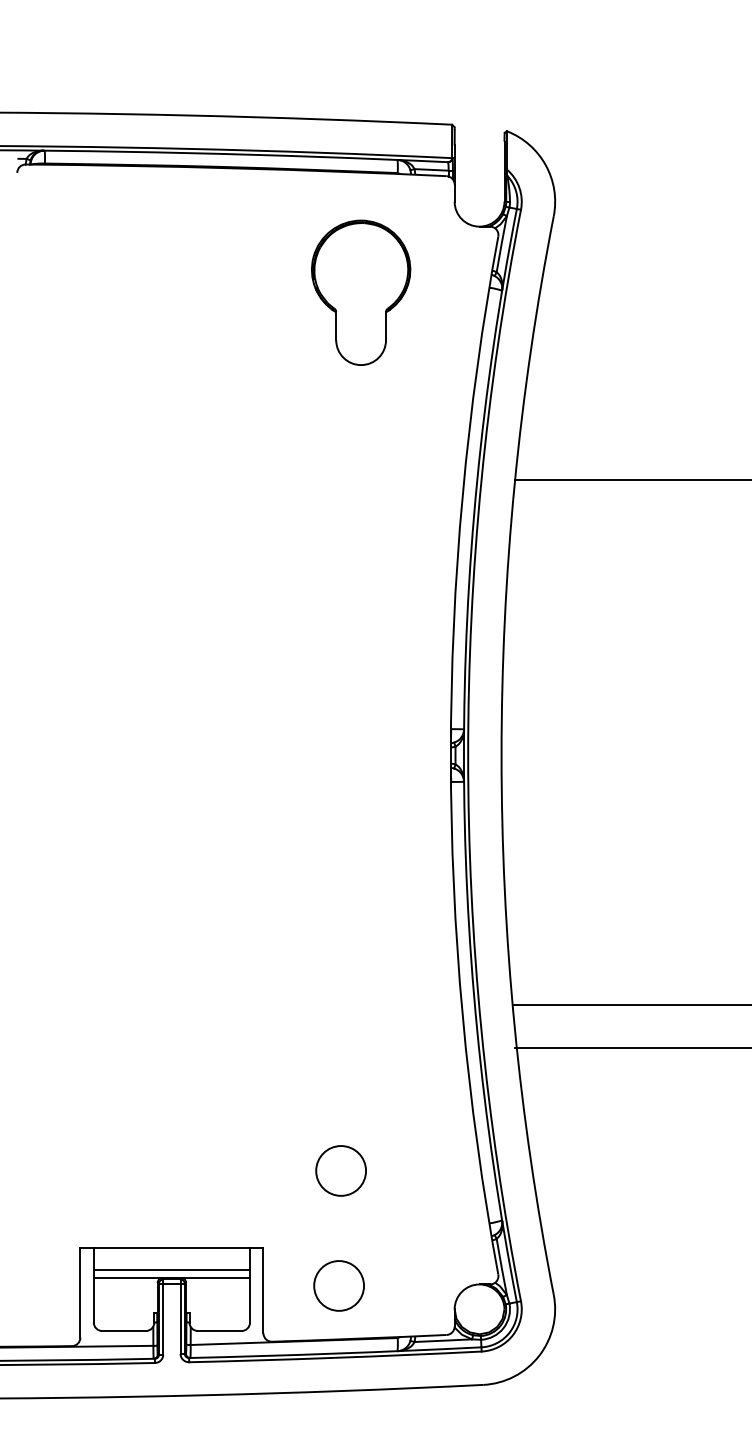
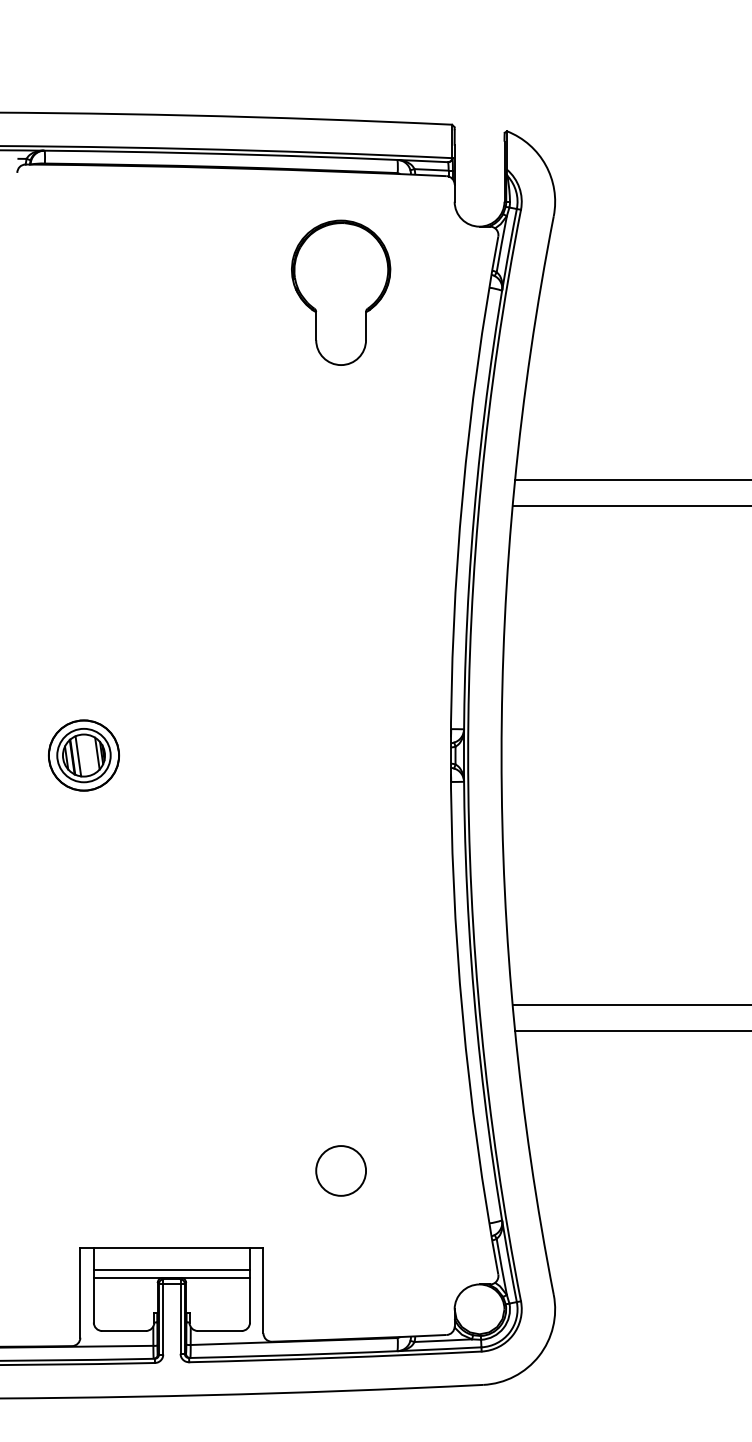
part position: (361, 292) -> (341, 292) (341, 292)
line: none -> present (630, 506)
part: none -> present (83, 755)
line position: (631, 1048) -> (631, 1031) (631, 1031)
circle: present -> none (338, 1285)
